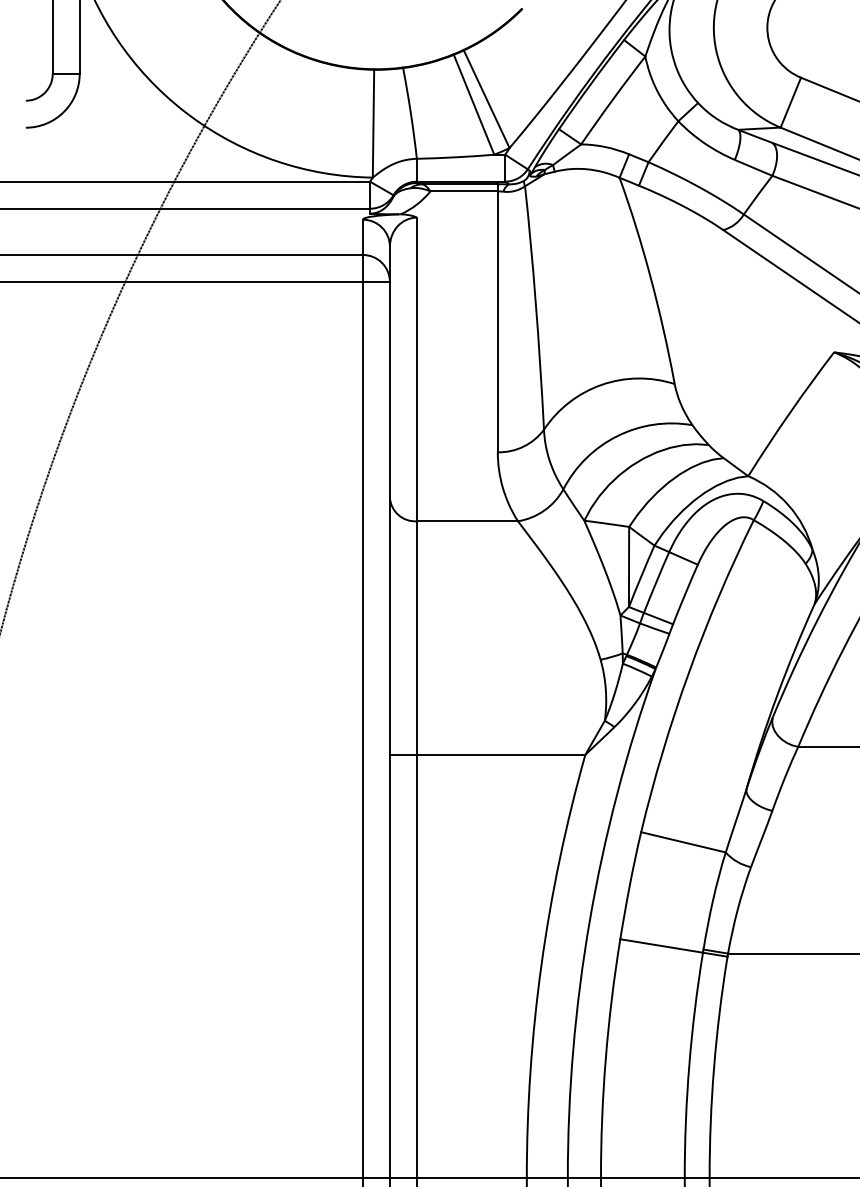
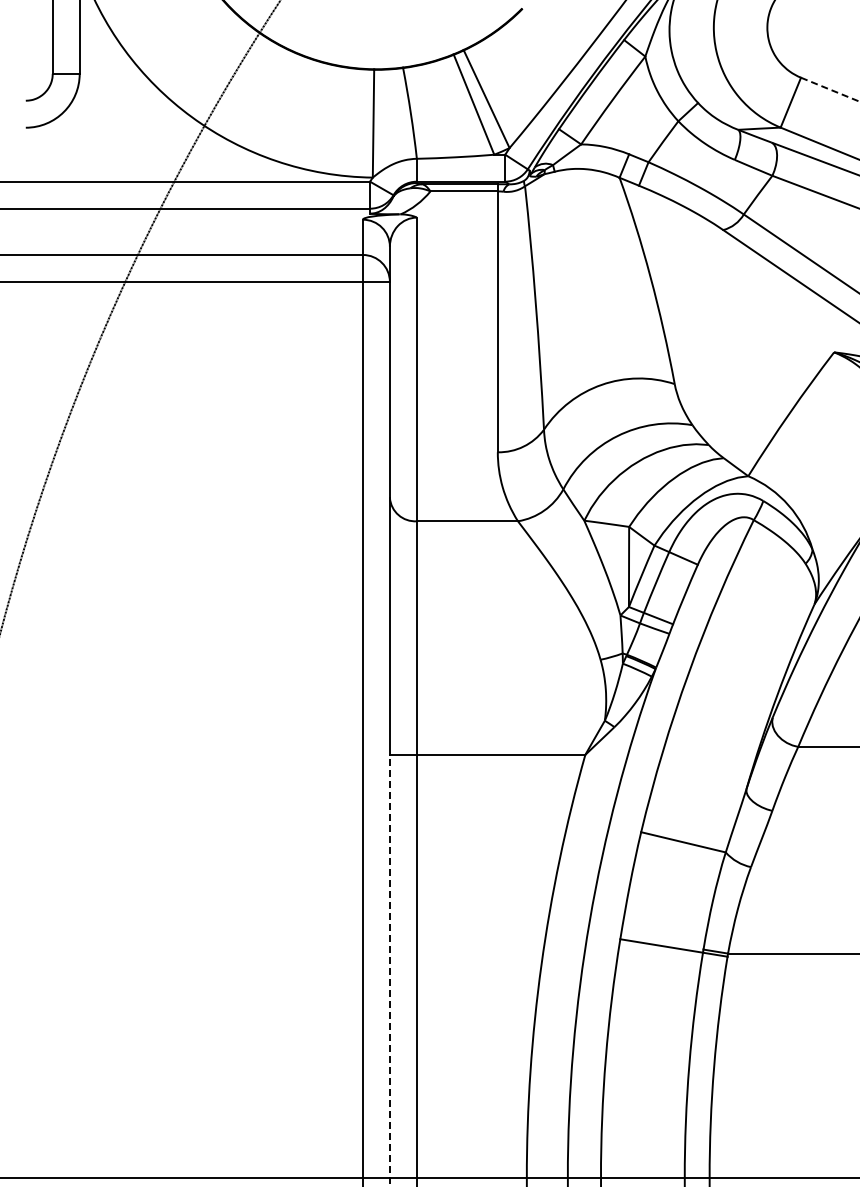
line: solid -> dashed (830, 89)
line: solid -> dashed (389, 970)
